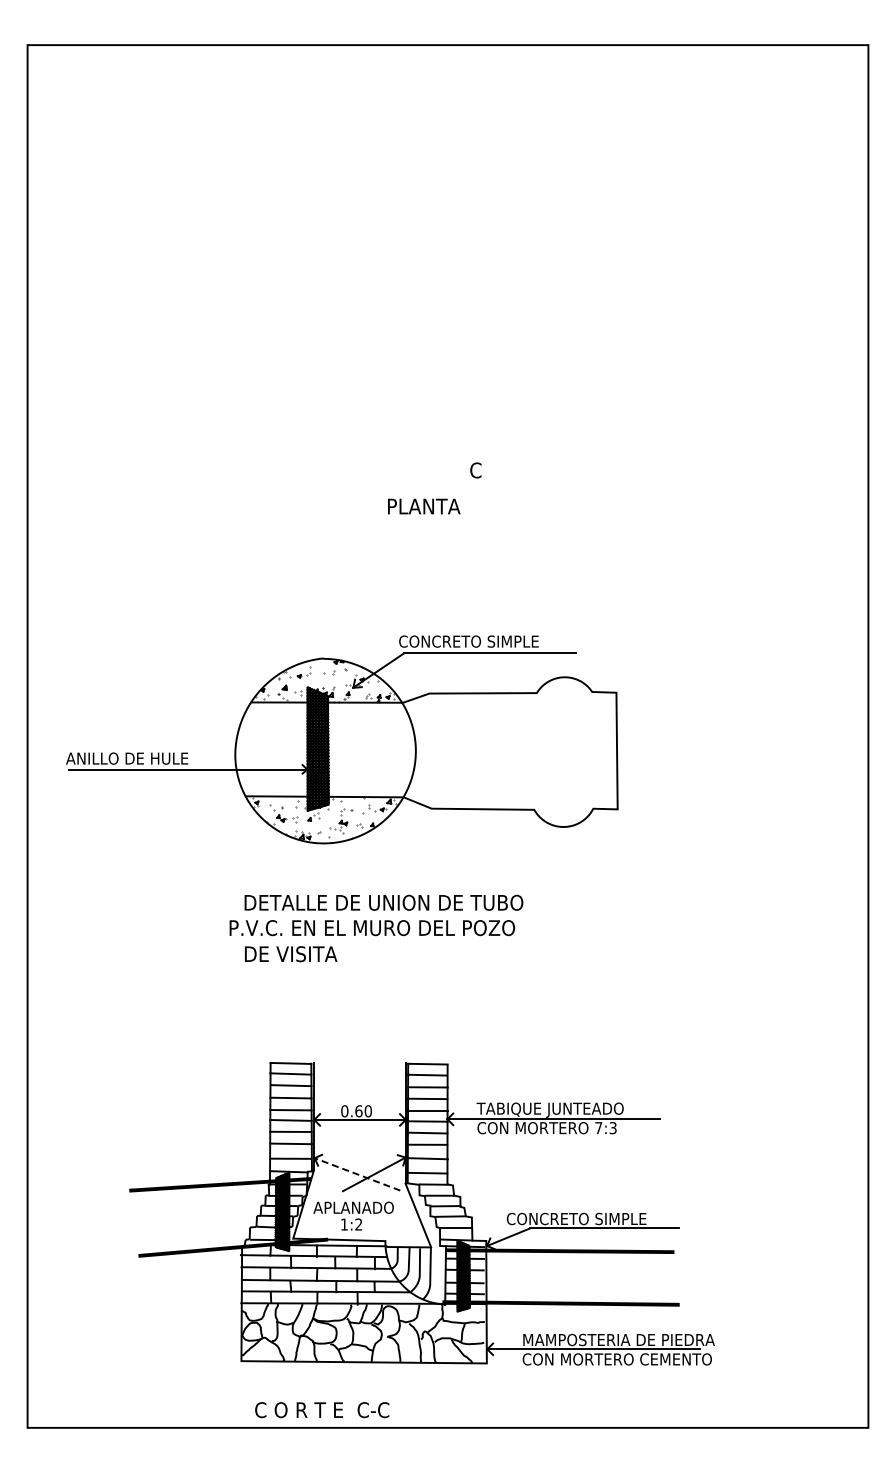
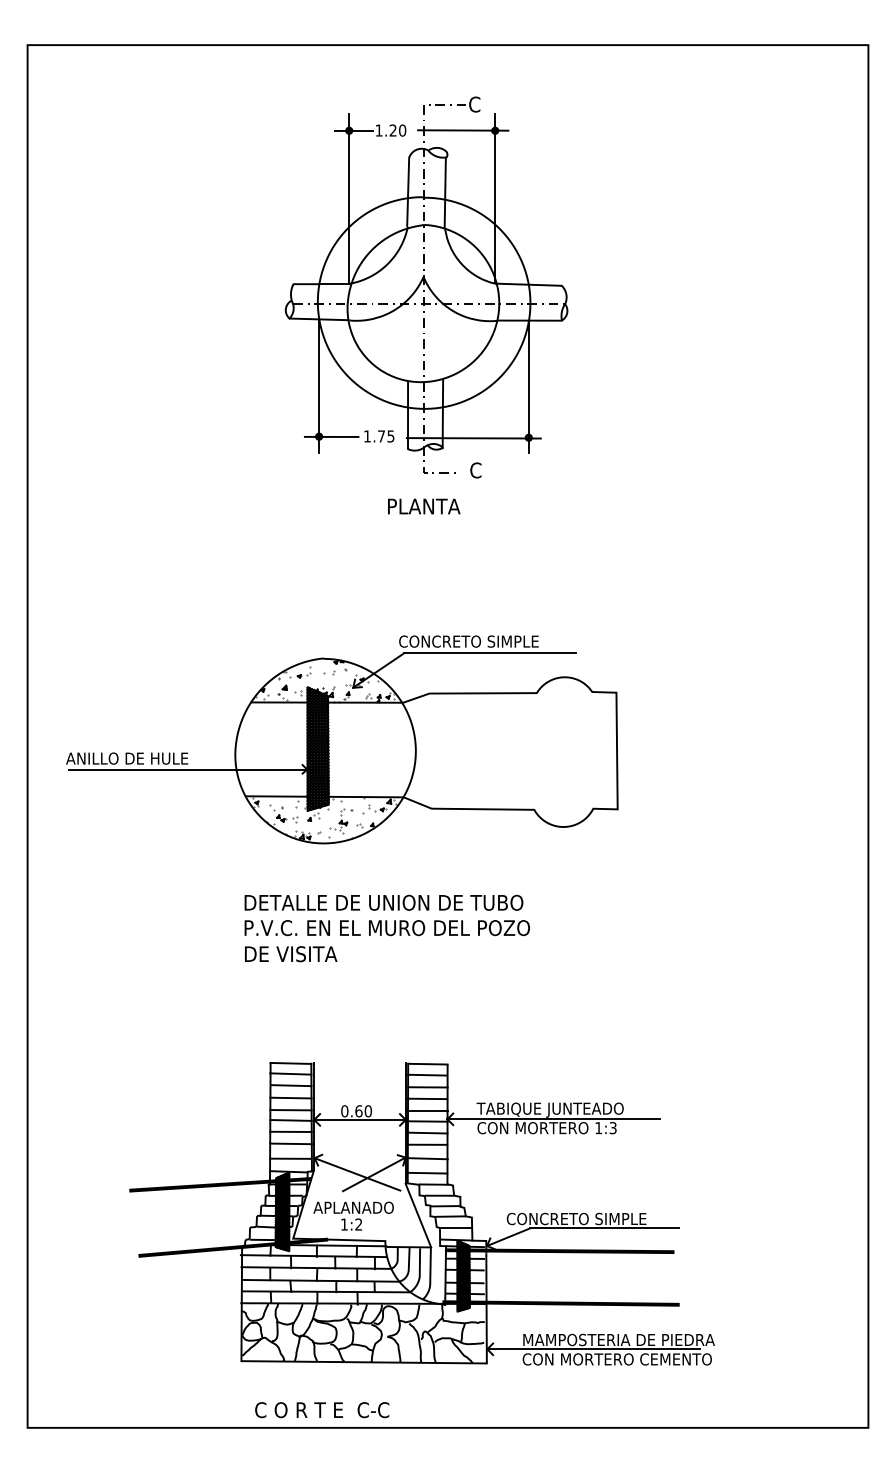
part: none -> present (426, 284)
text position: (371, 928) -> (386, 928) (386, 928)
text: 7:3 -> 1:3 (598, 1128)
line: dashed -> solid (357, 1174)
